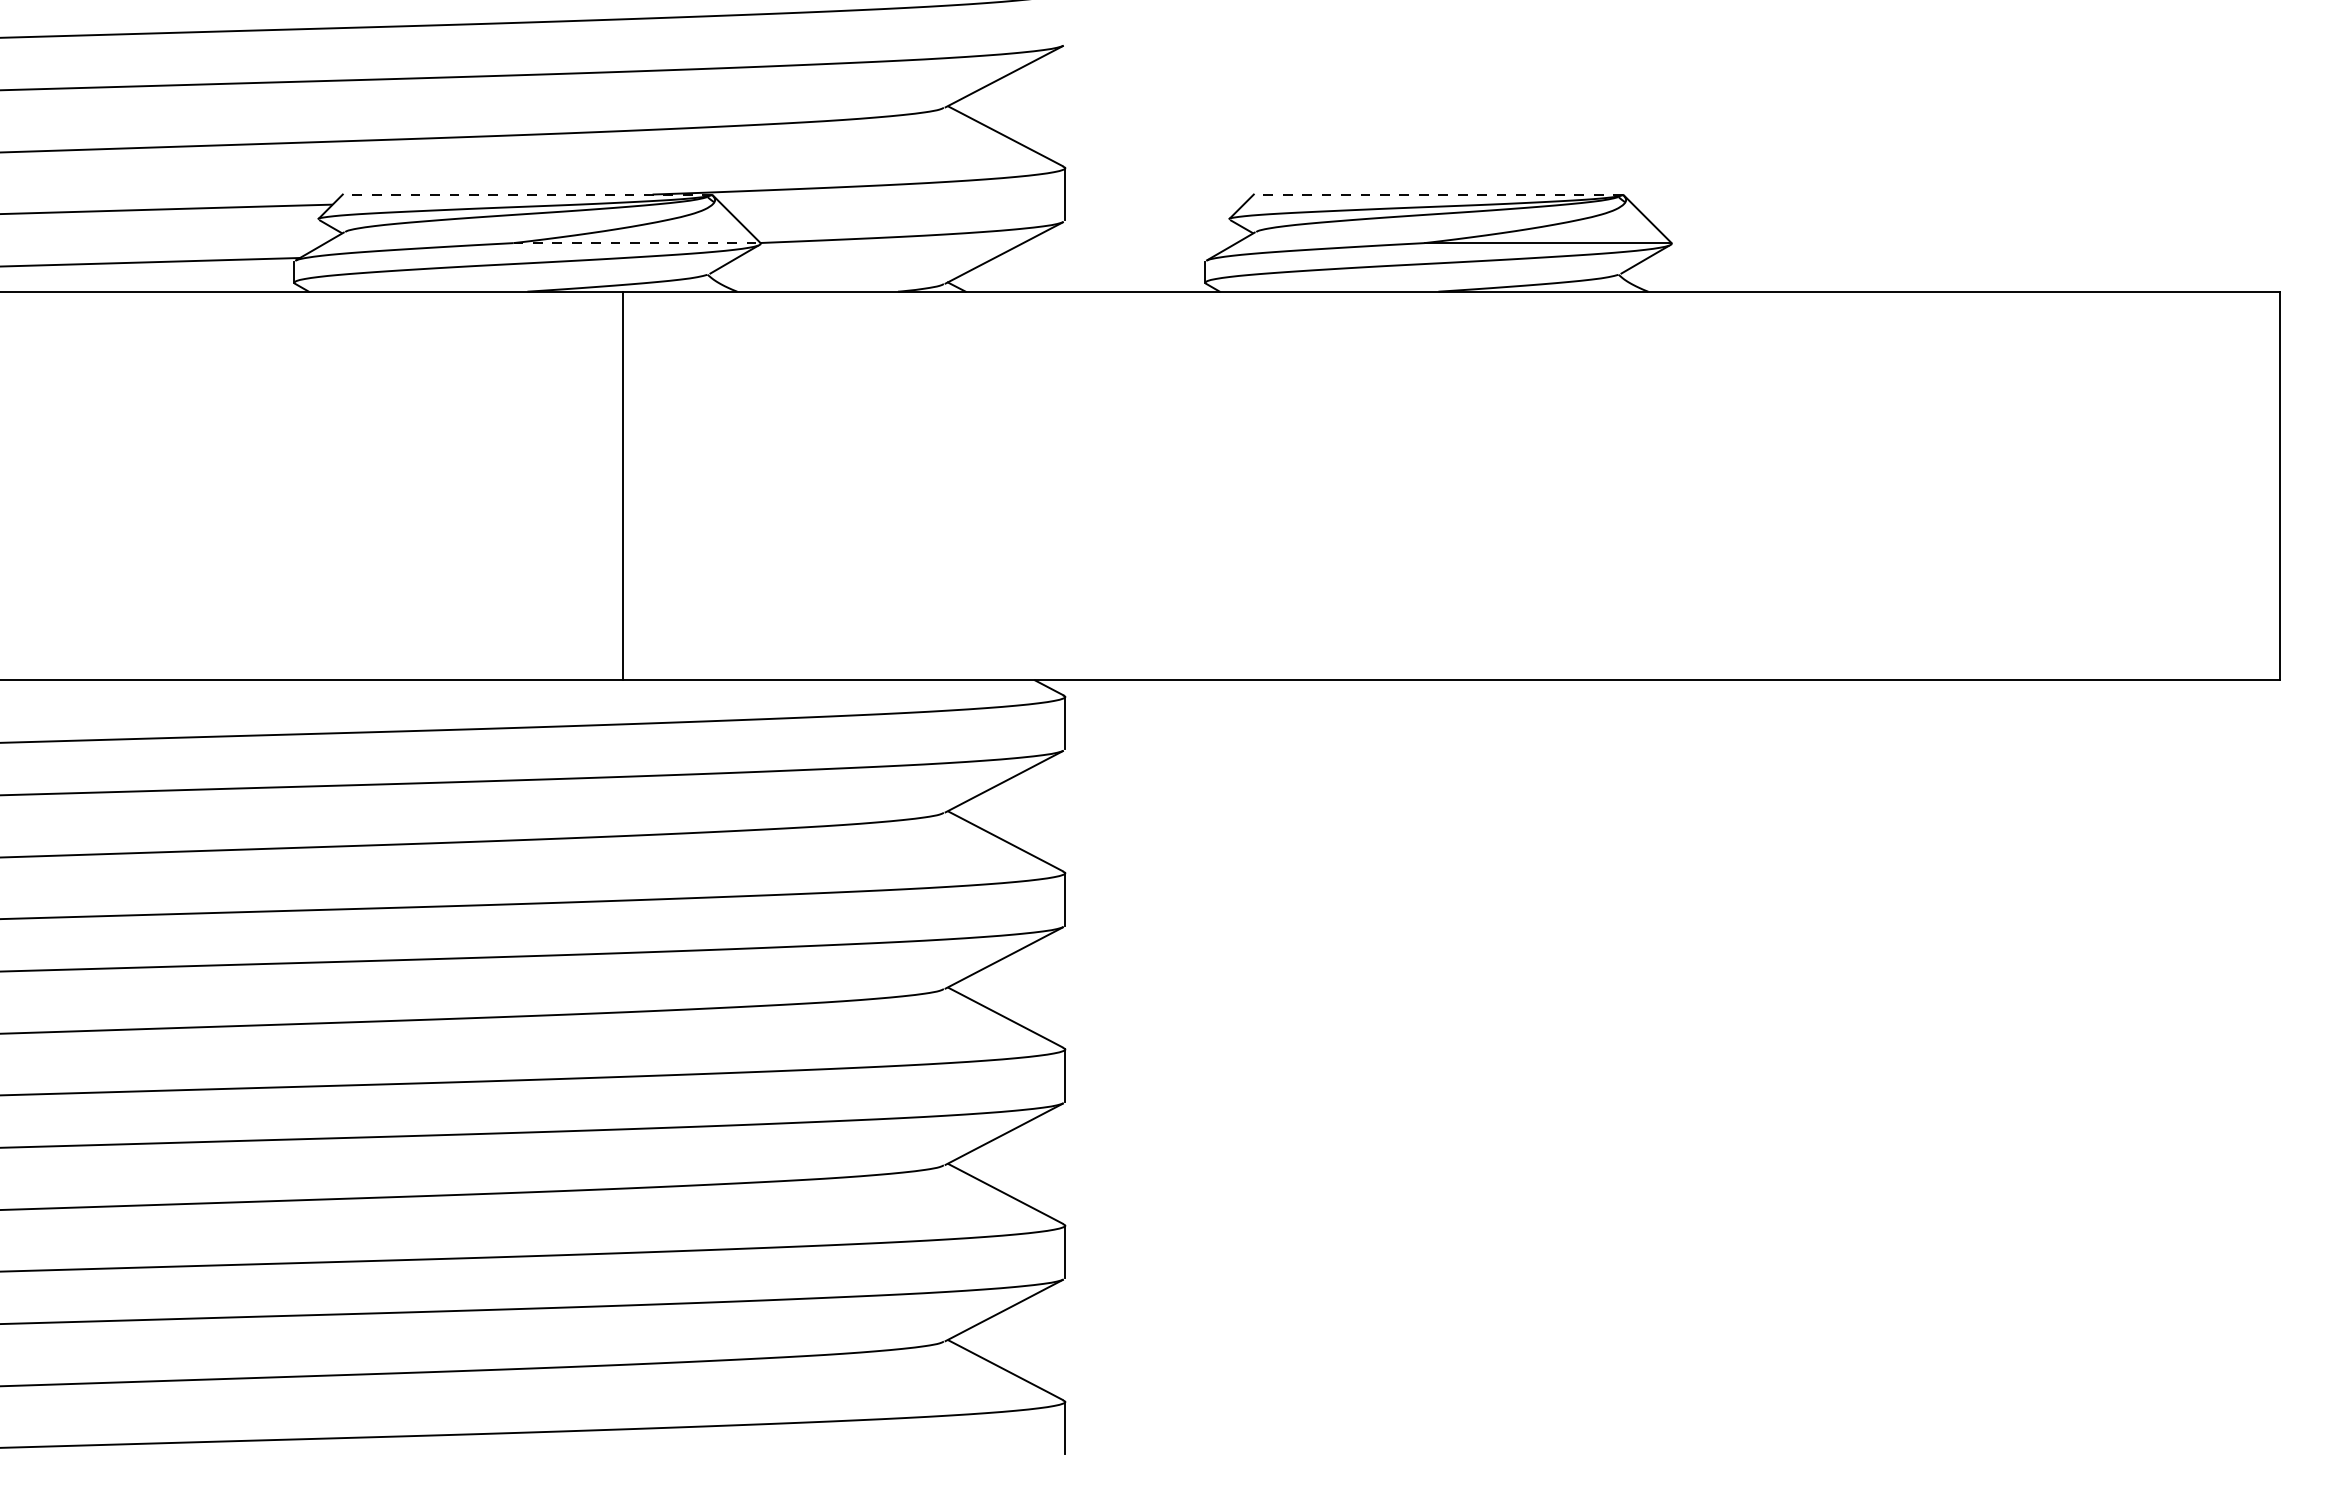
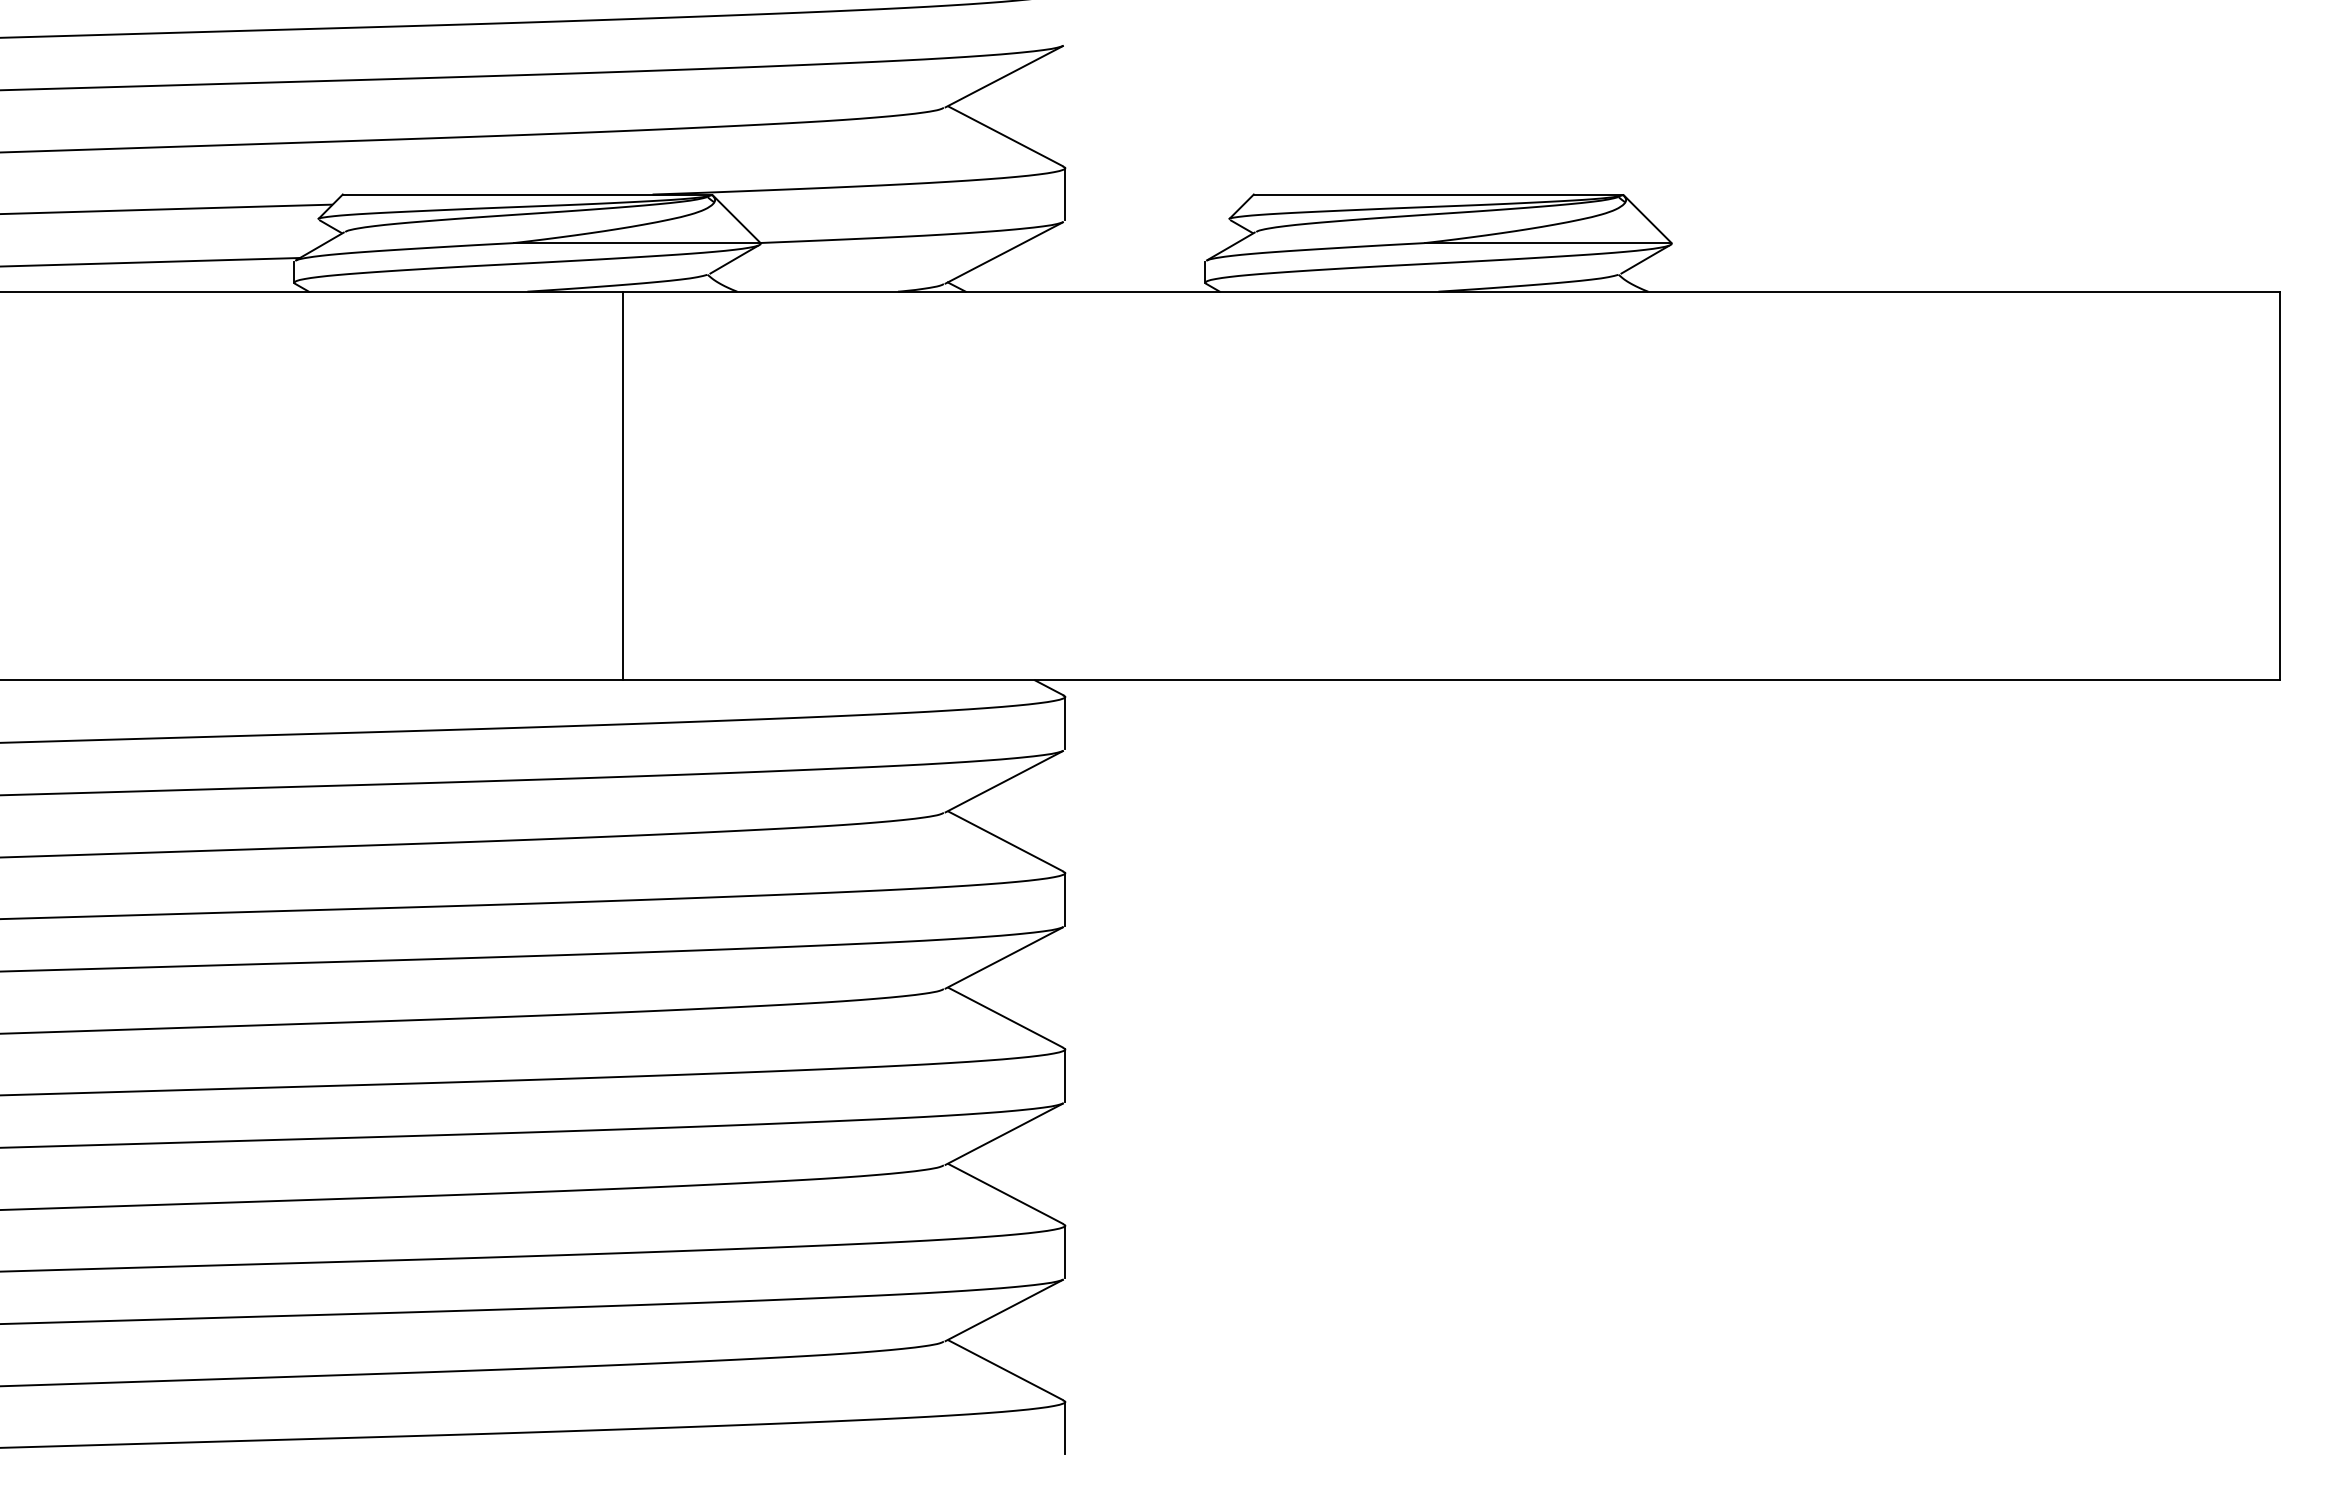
line: dashed -> solid (527, 194)
line: dashed -> solid (1438, 194)
line: dashed -> solid (637, 243)
